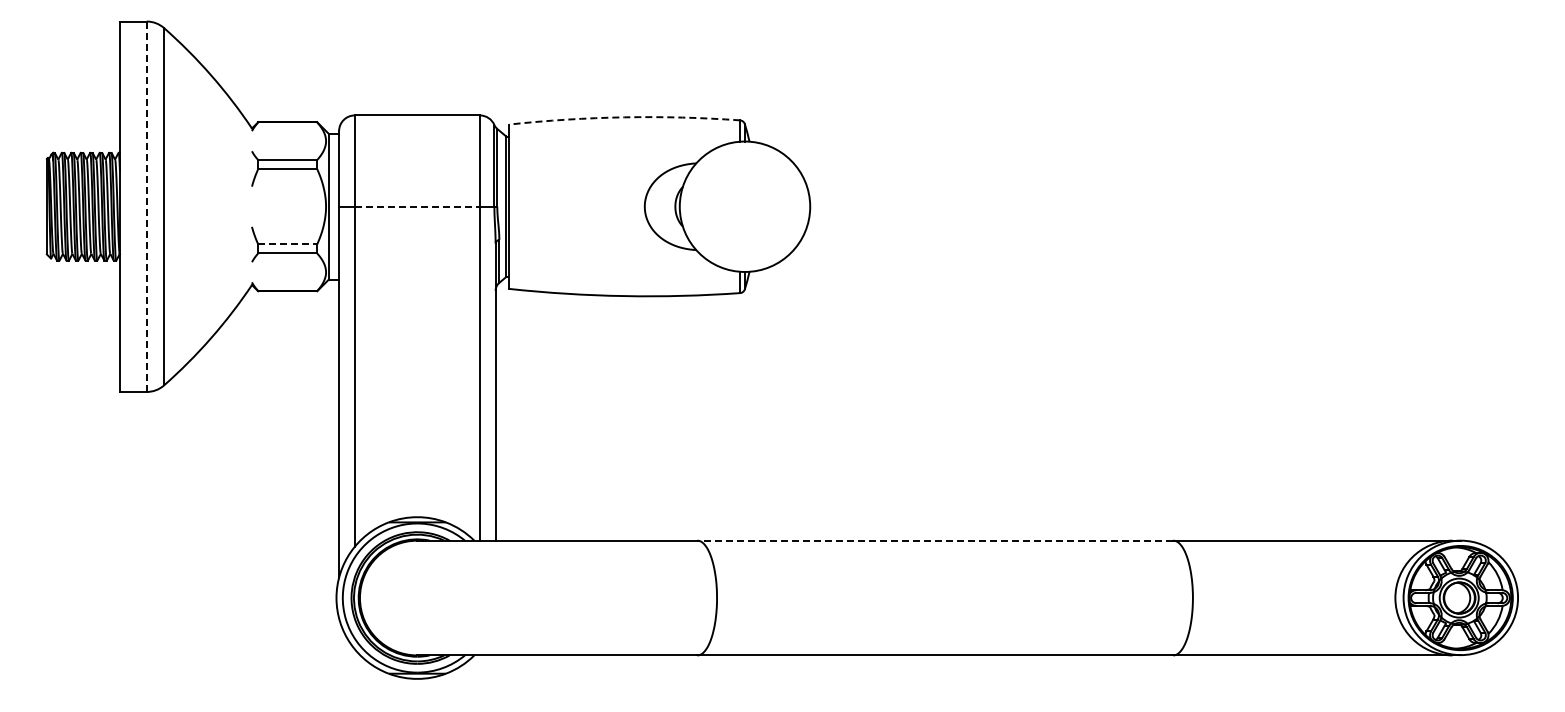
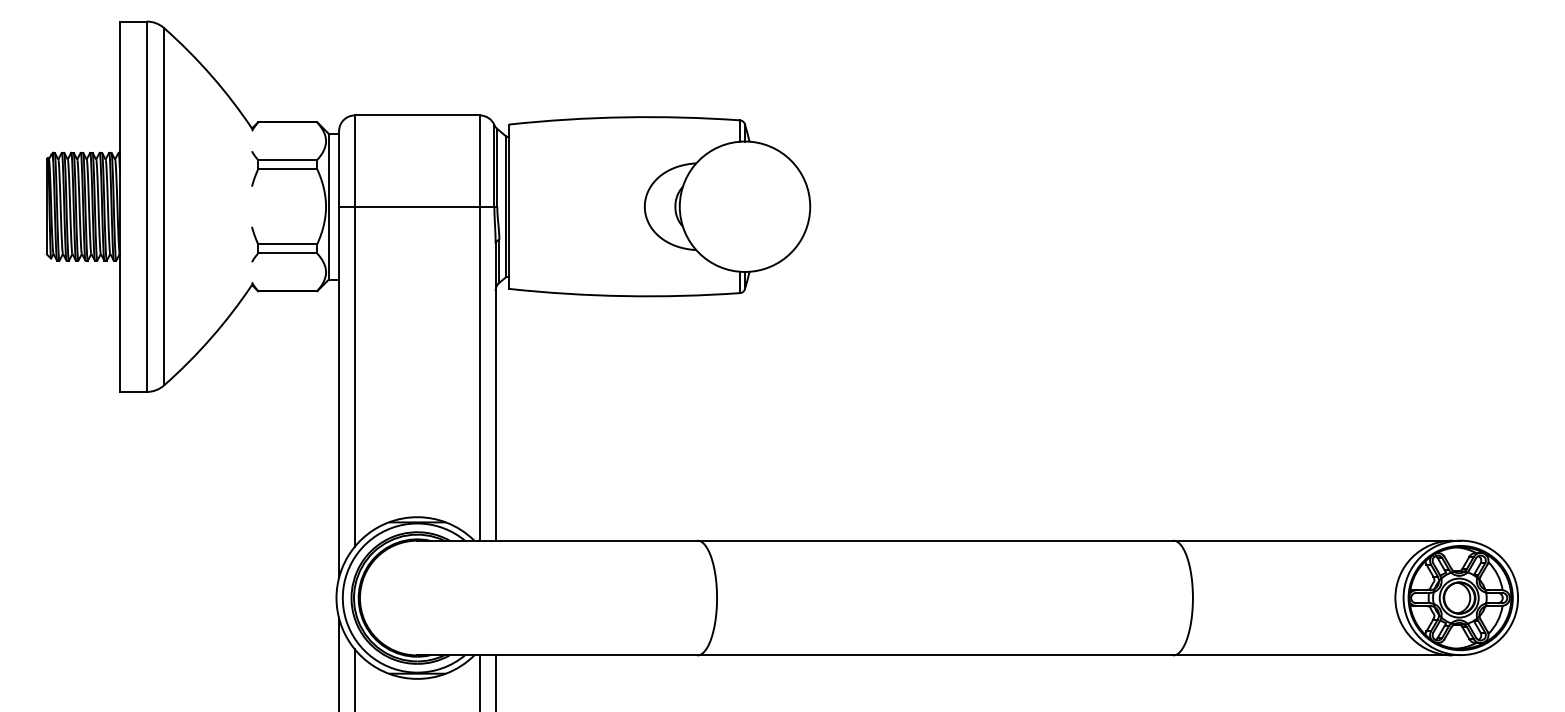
arc: dashed -> solid (624, 117)
line: dashed -> solid (146, 206)
line: dashed -> solid (417, 206)
line: dashed -> solid (288, 244)
line: dashed -> solid (935, 540)
line: none -> present (339, 663)
line: none -> present (354, 678)
line: none -> present (479, 681)
line: none -> present (495, 681)
